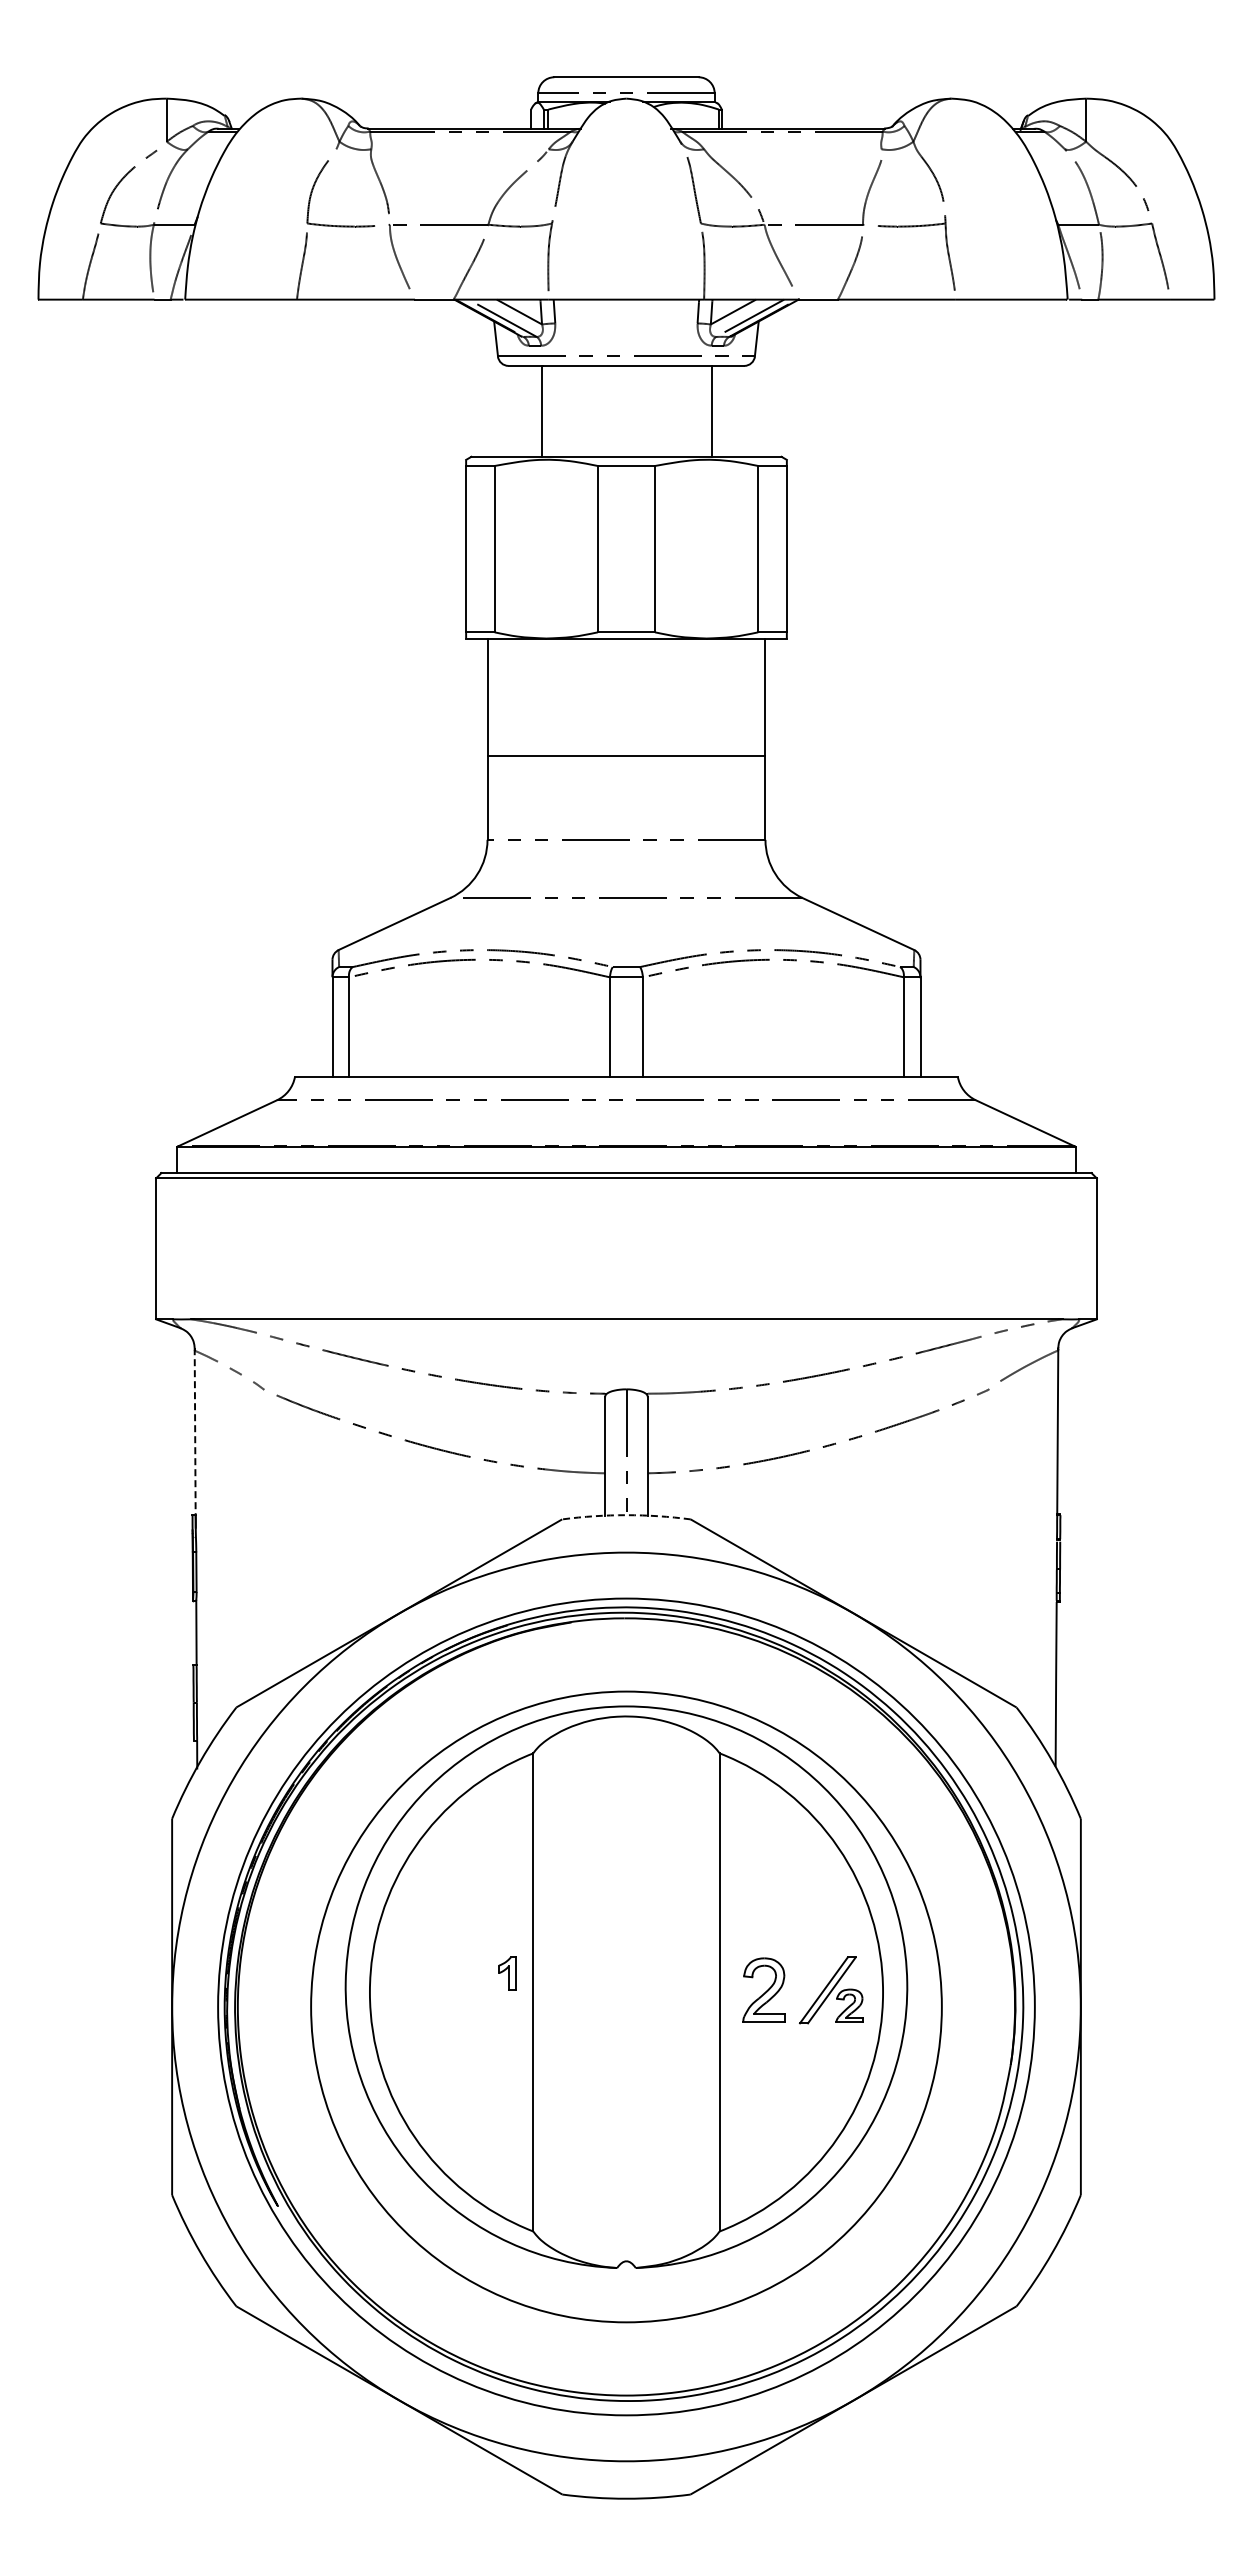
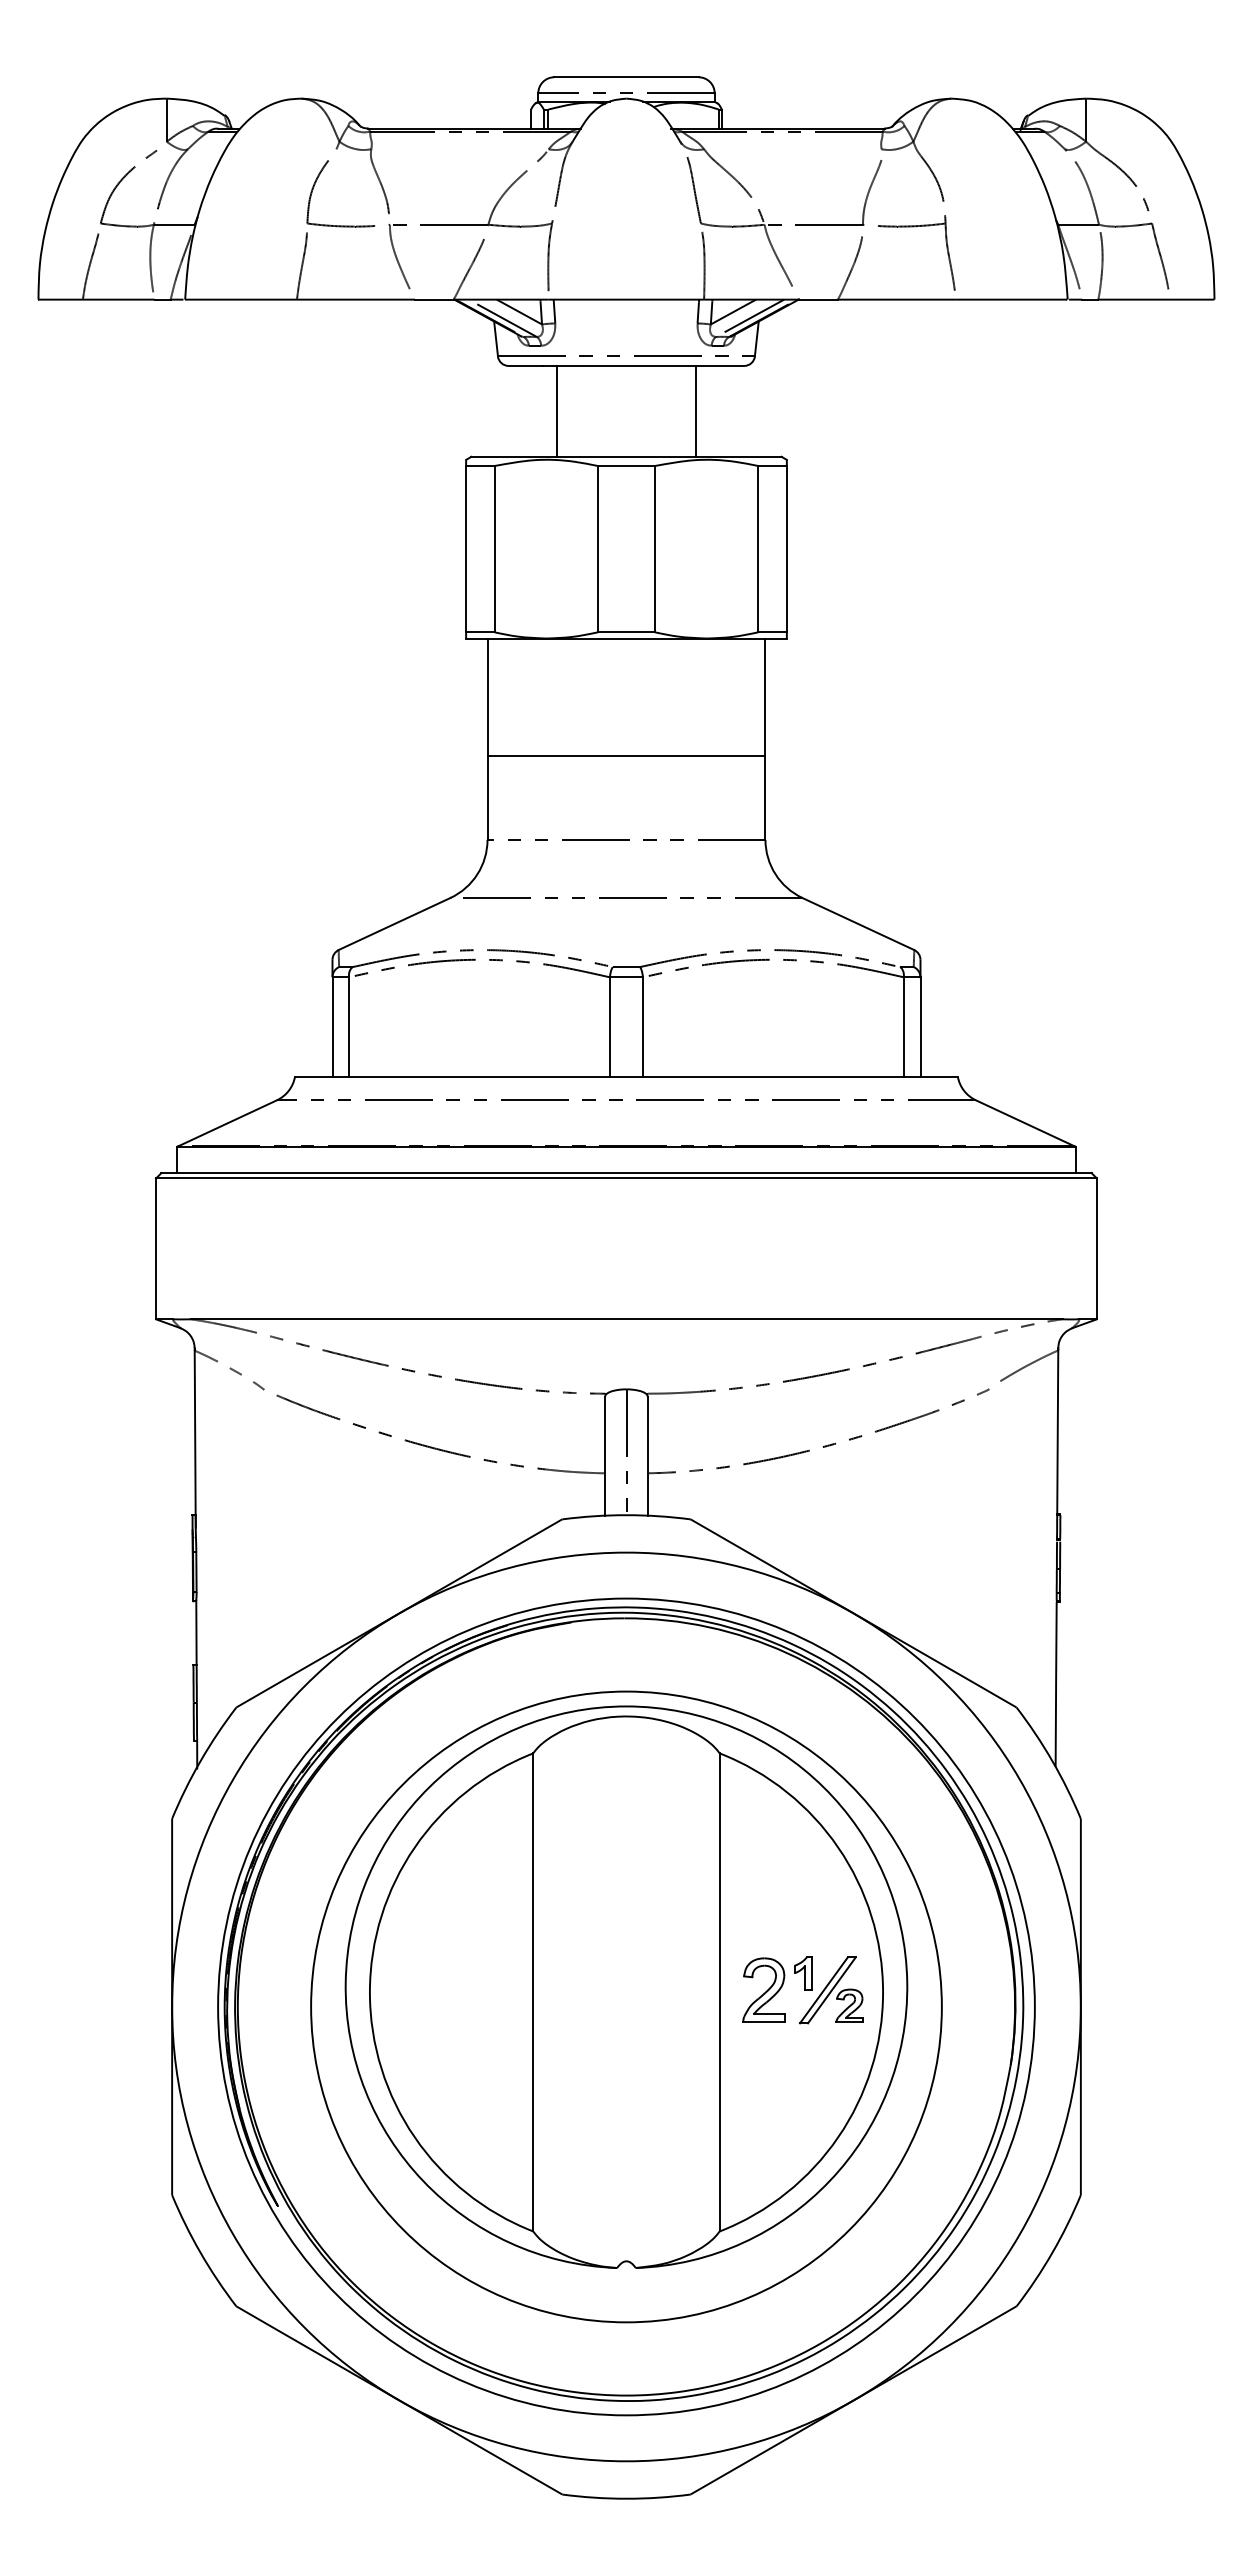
line position: (542, 410) -> (557, 410) (557, 410)
line position: (711, 410) -> (695, 410) (695, 410)
line: dashed -> solid (195, 1431)
arc: dashed -> solid (626, 1515)
part position: (507, 1973) -> (803, 1973) (803, 1973)
